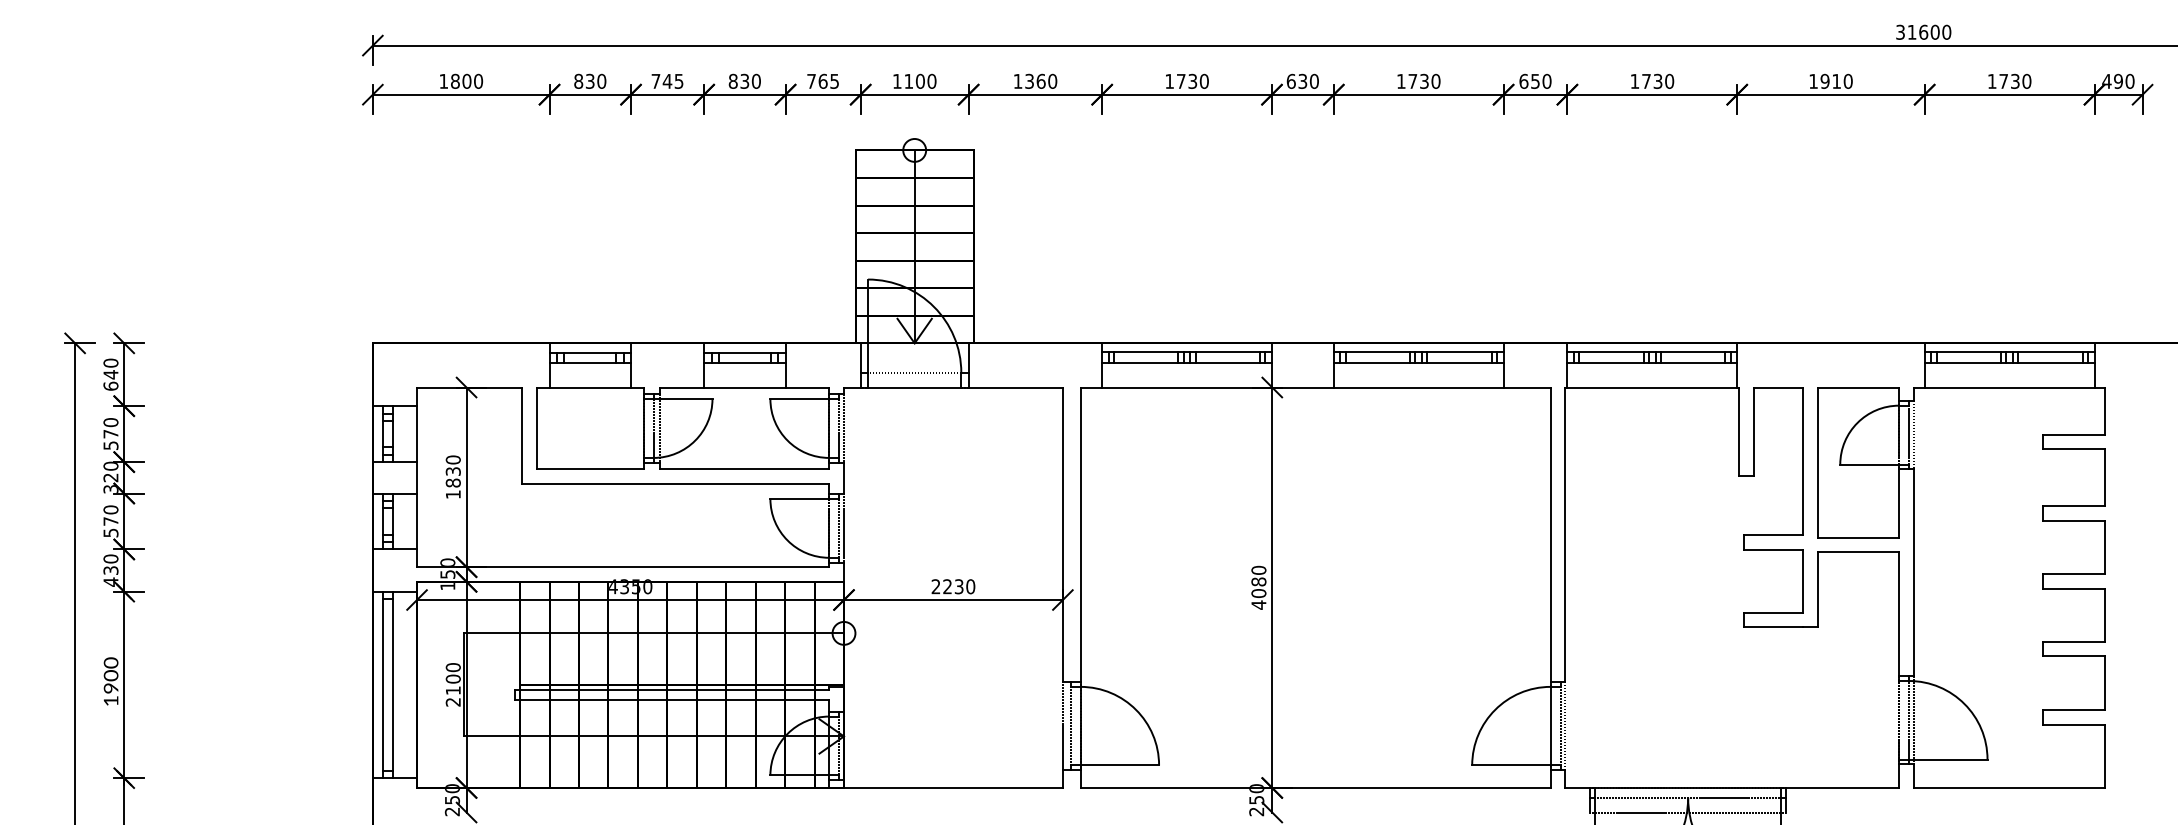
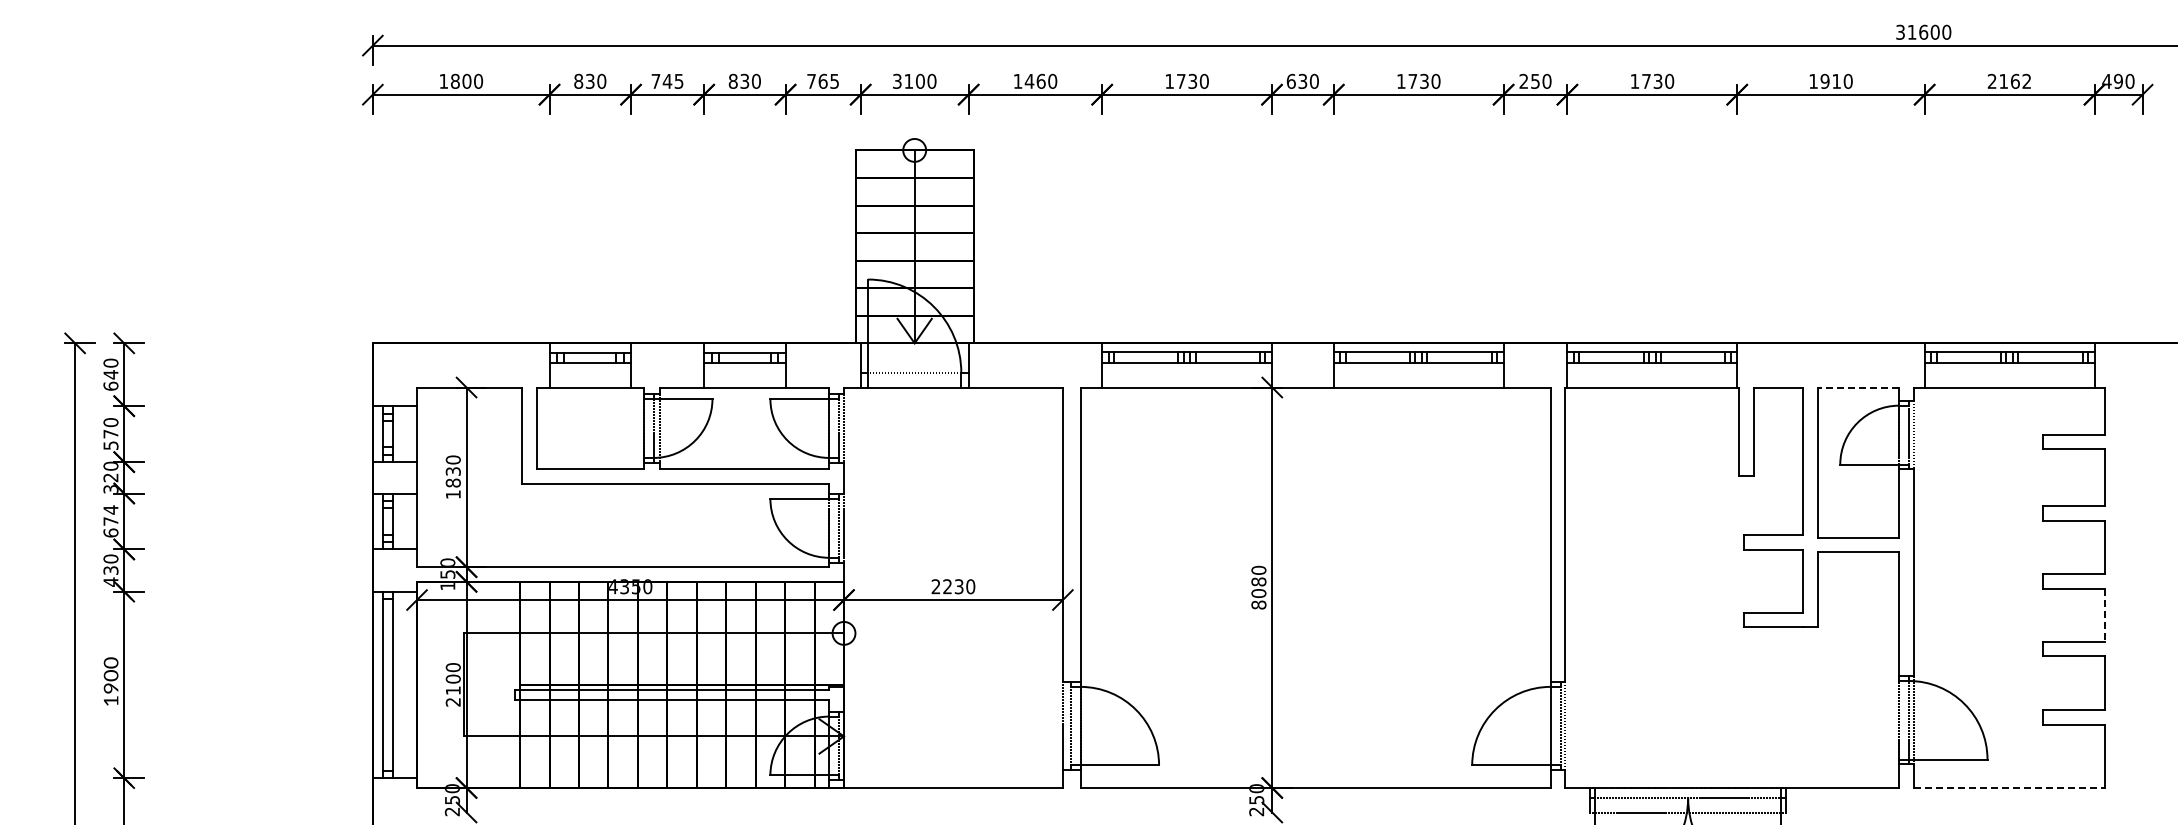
text: 1100 -> 3100 (897, 80)
text: 1360 -> 1460 (1029, 80)
text: 650 -> 250 (1523, 80)
text: 1730 -> 2162 (2009, 80)
line: solid -> dashed (1858, 387)
text: 570 -> 674 (110, 521)
text: 4080 -> 8080 (1258, 604)
line: solid -> dashed (2105, 615)
line: solid -> dashed (2009, 787)
